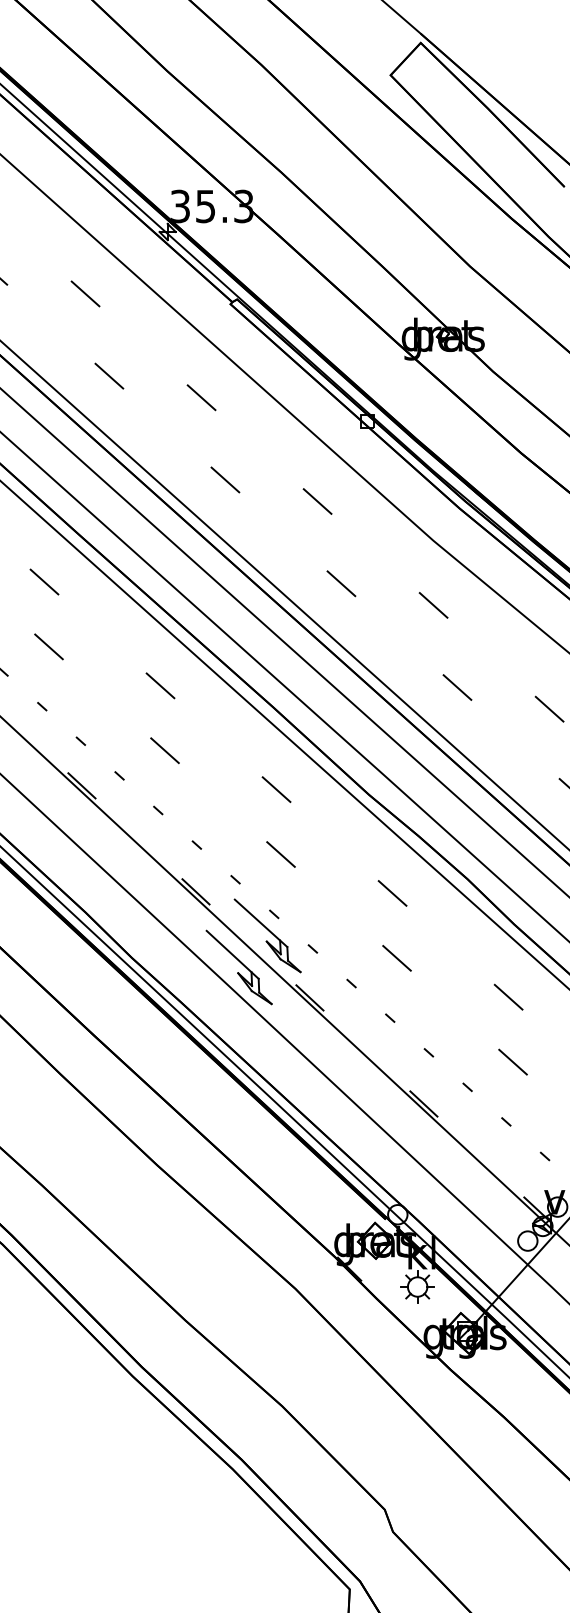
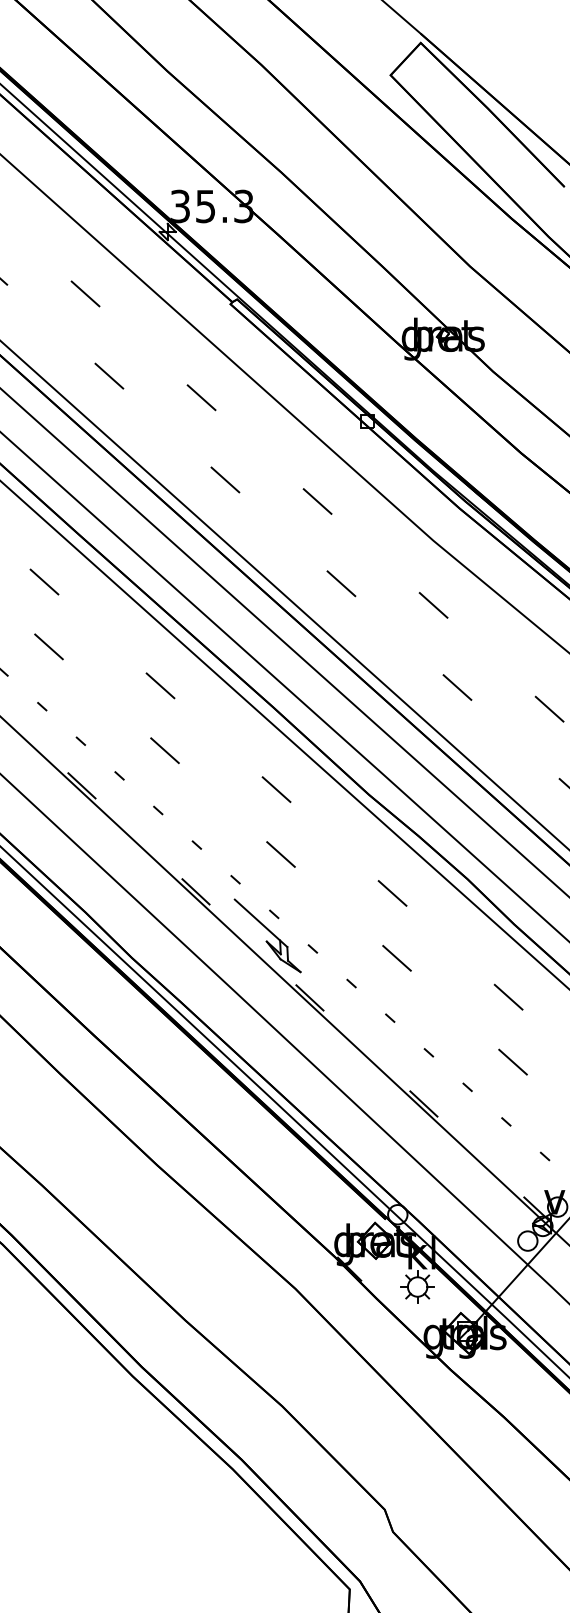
part: present -> none (238, 967)
